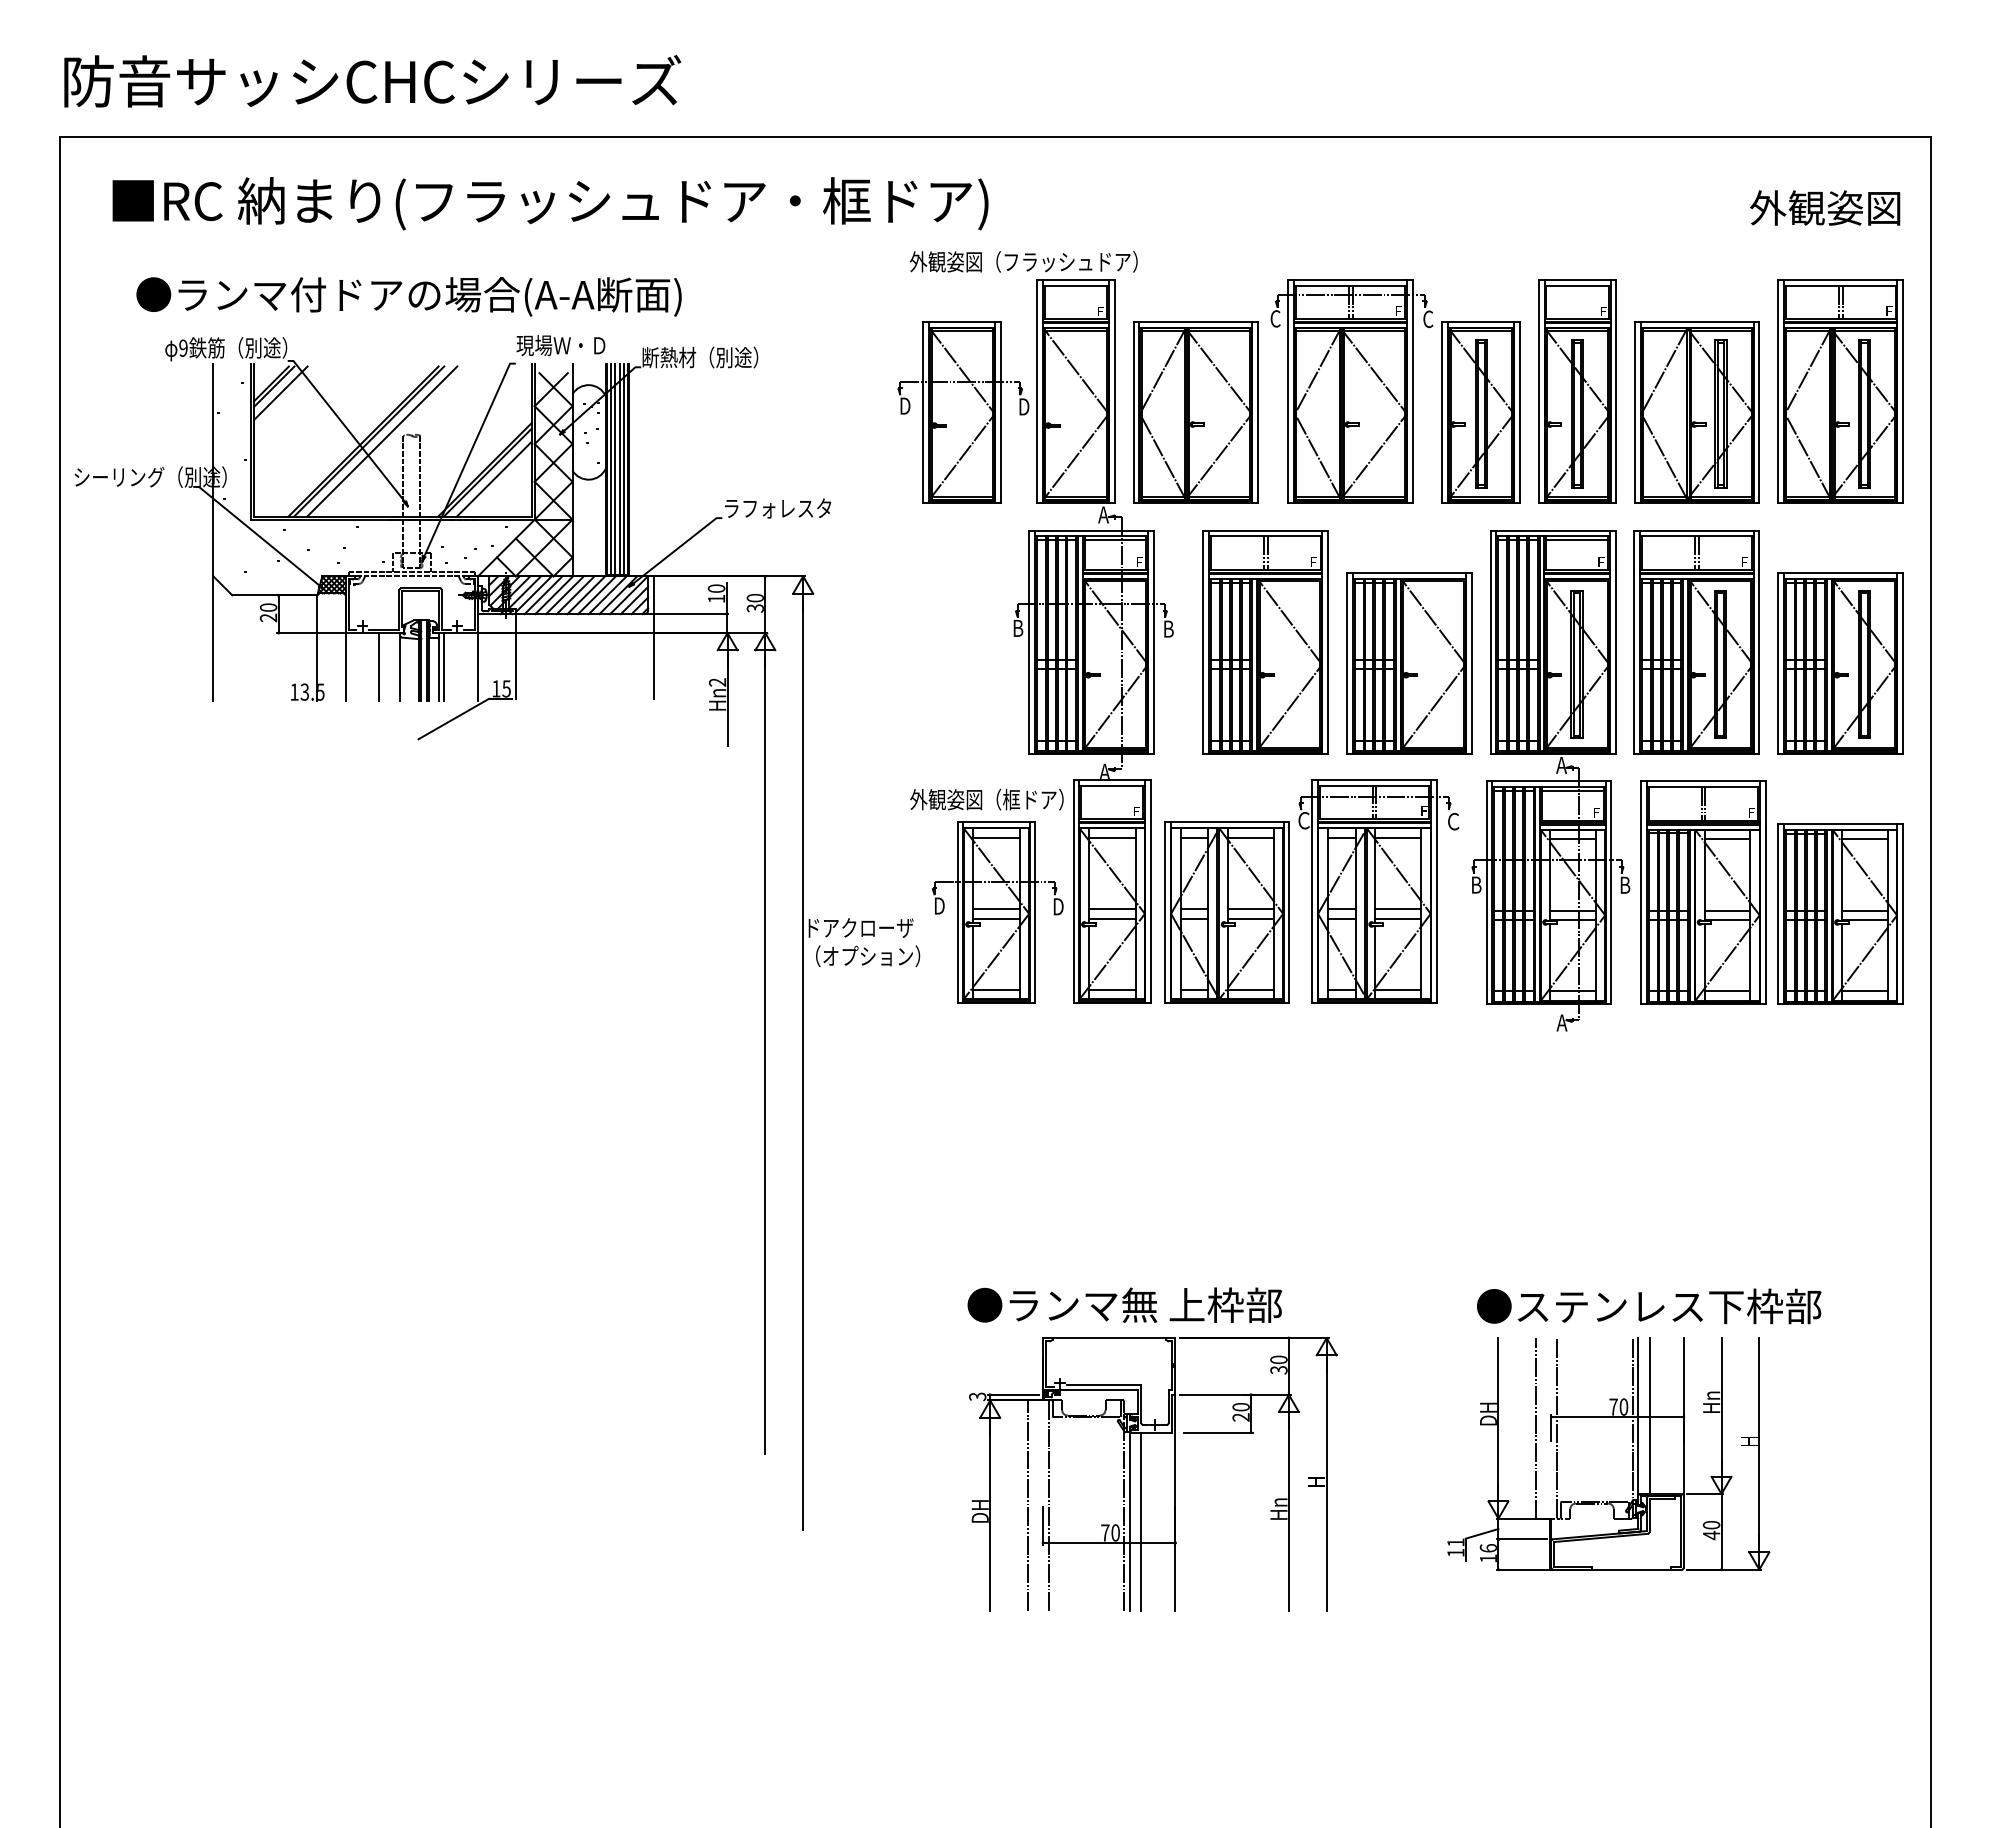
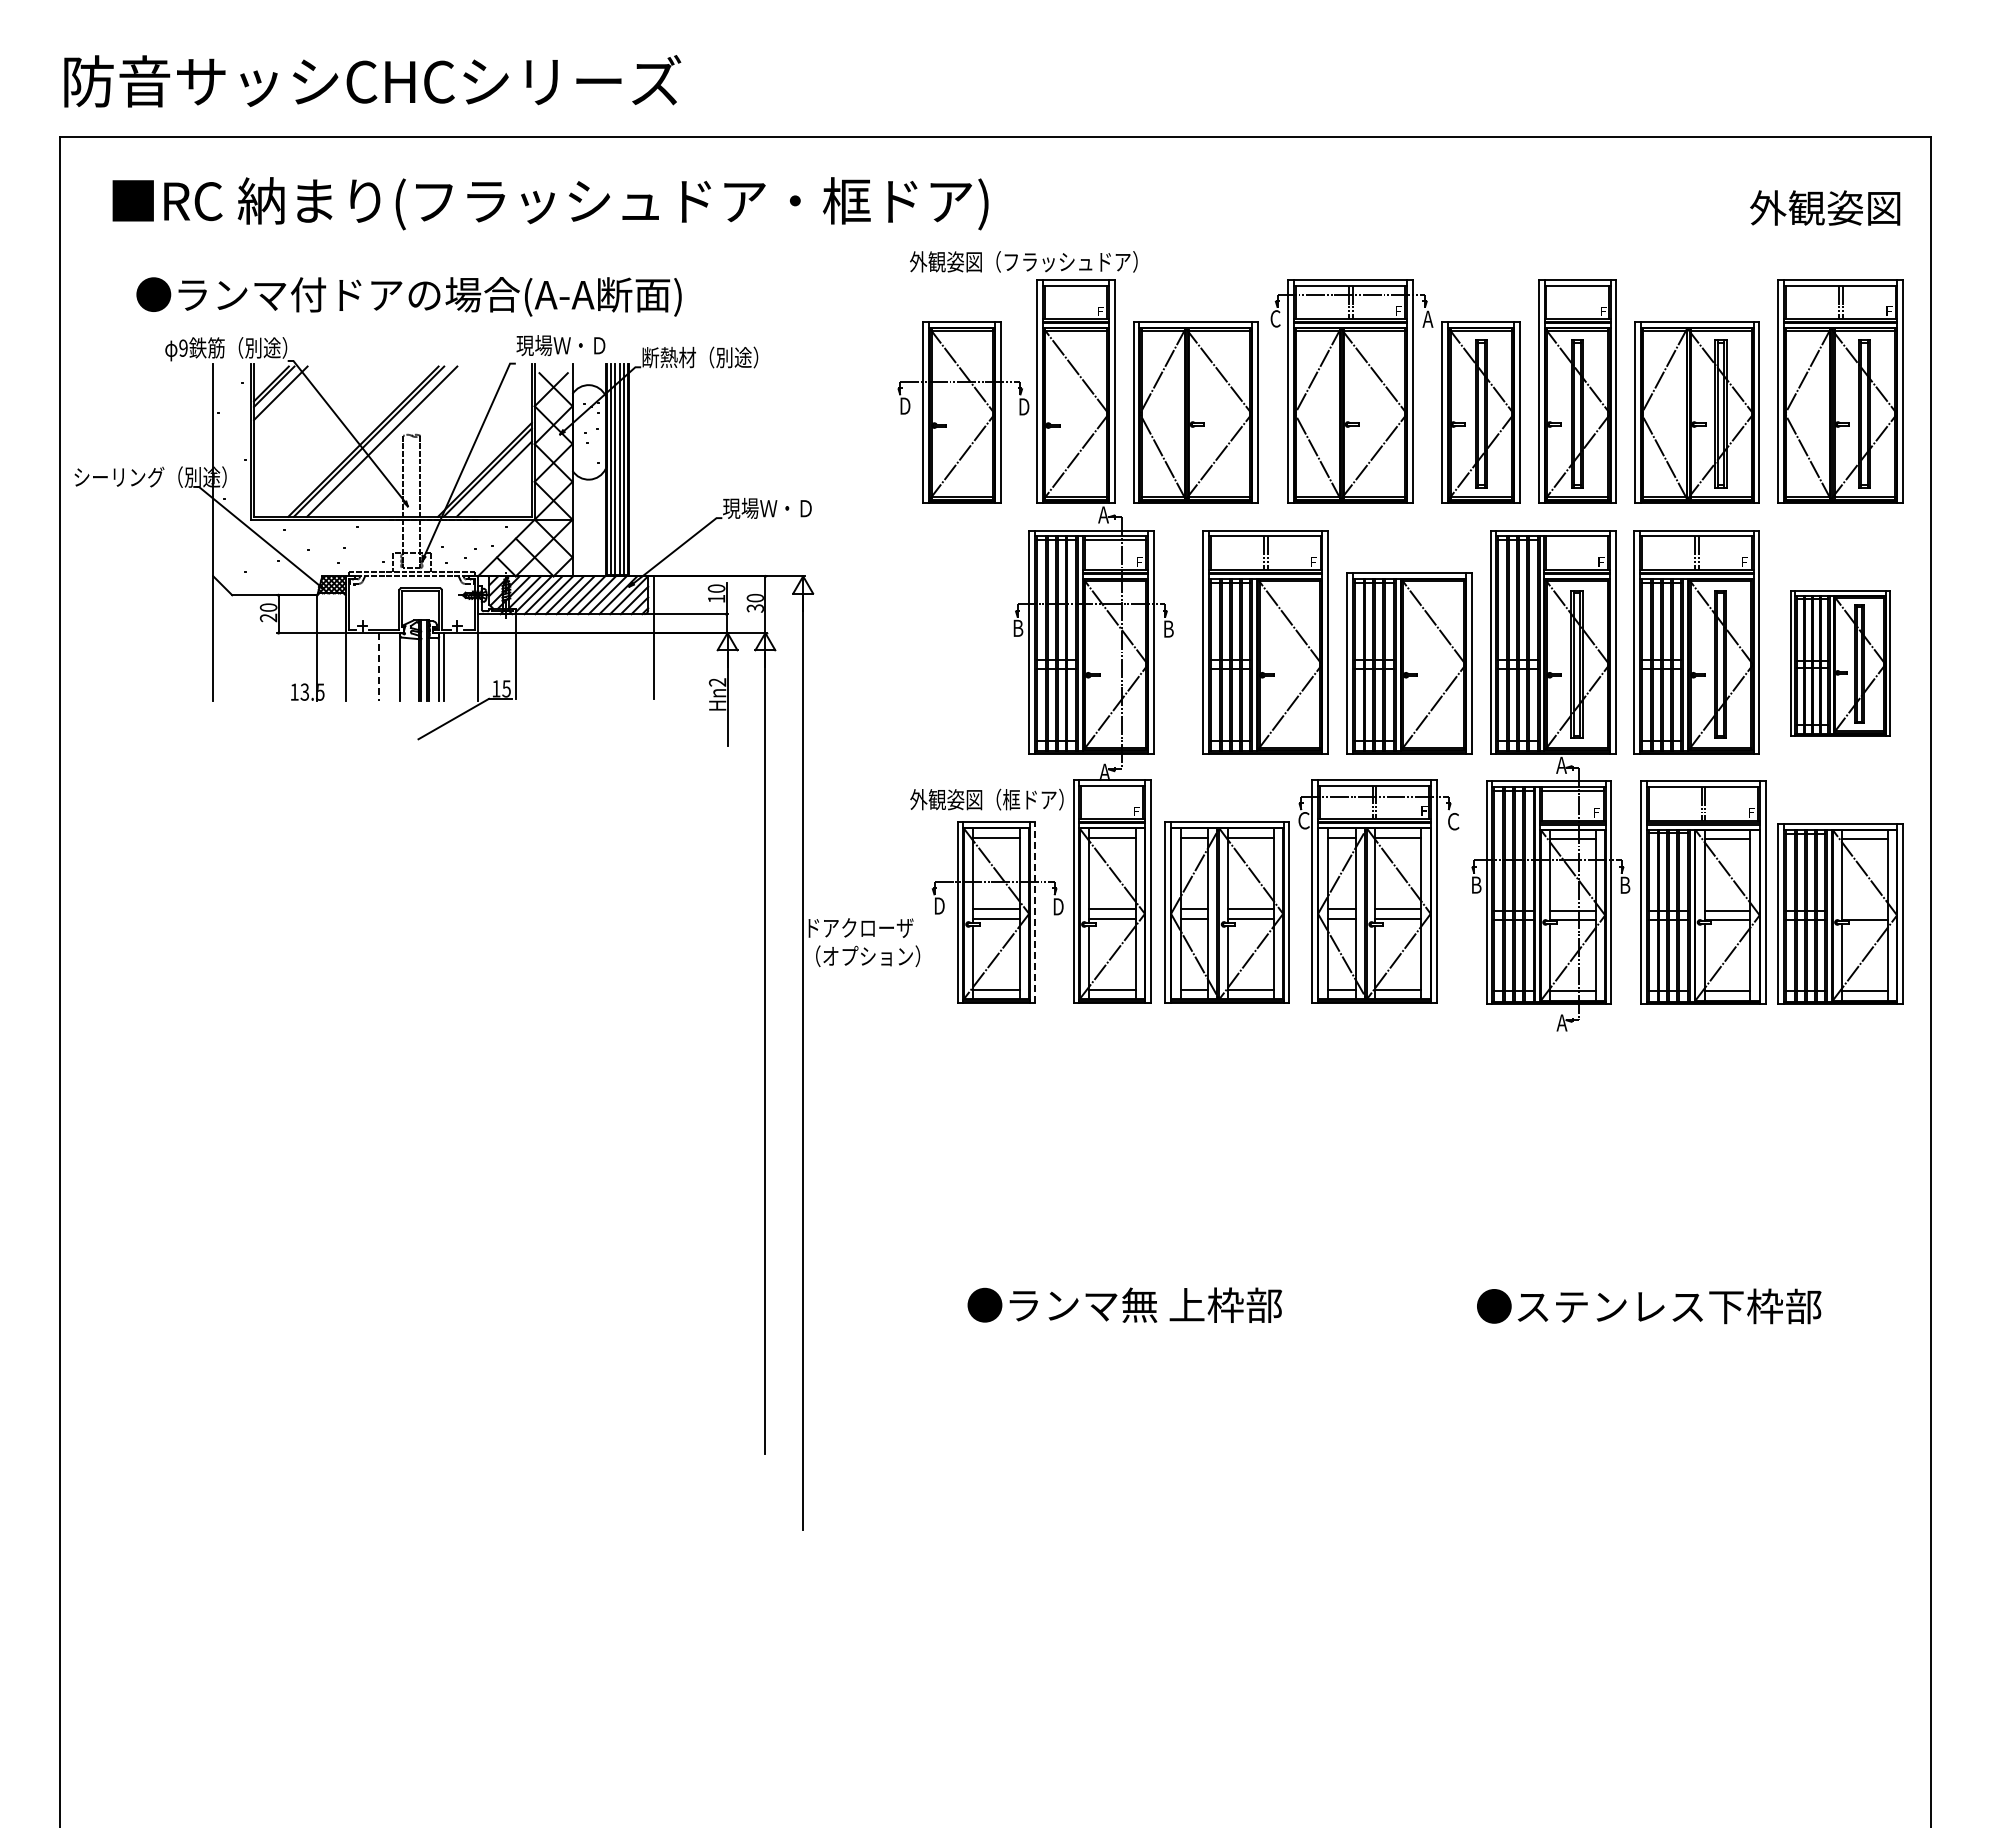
text: C -> A (1427, 319)
text: ラフォレスタ -> 現場Ｗ・Ｄ (777, 507)
line: present -> none (1576, 540)
part size: 127x183 px -> 101x147 px (1840, 663)
line: solid -> dashed (378, 667)
line: present -> none (1864, 910)
line: solid -> dashed (1035, 912)
part: present -> none (1632, 1454)
part: present -> none (1153, 1473)
